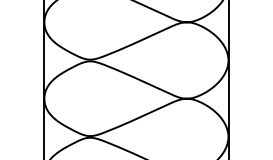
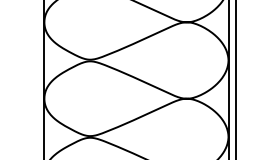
line: none -> present (236, 79)
